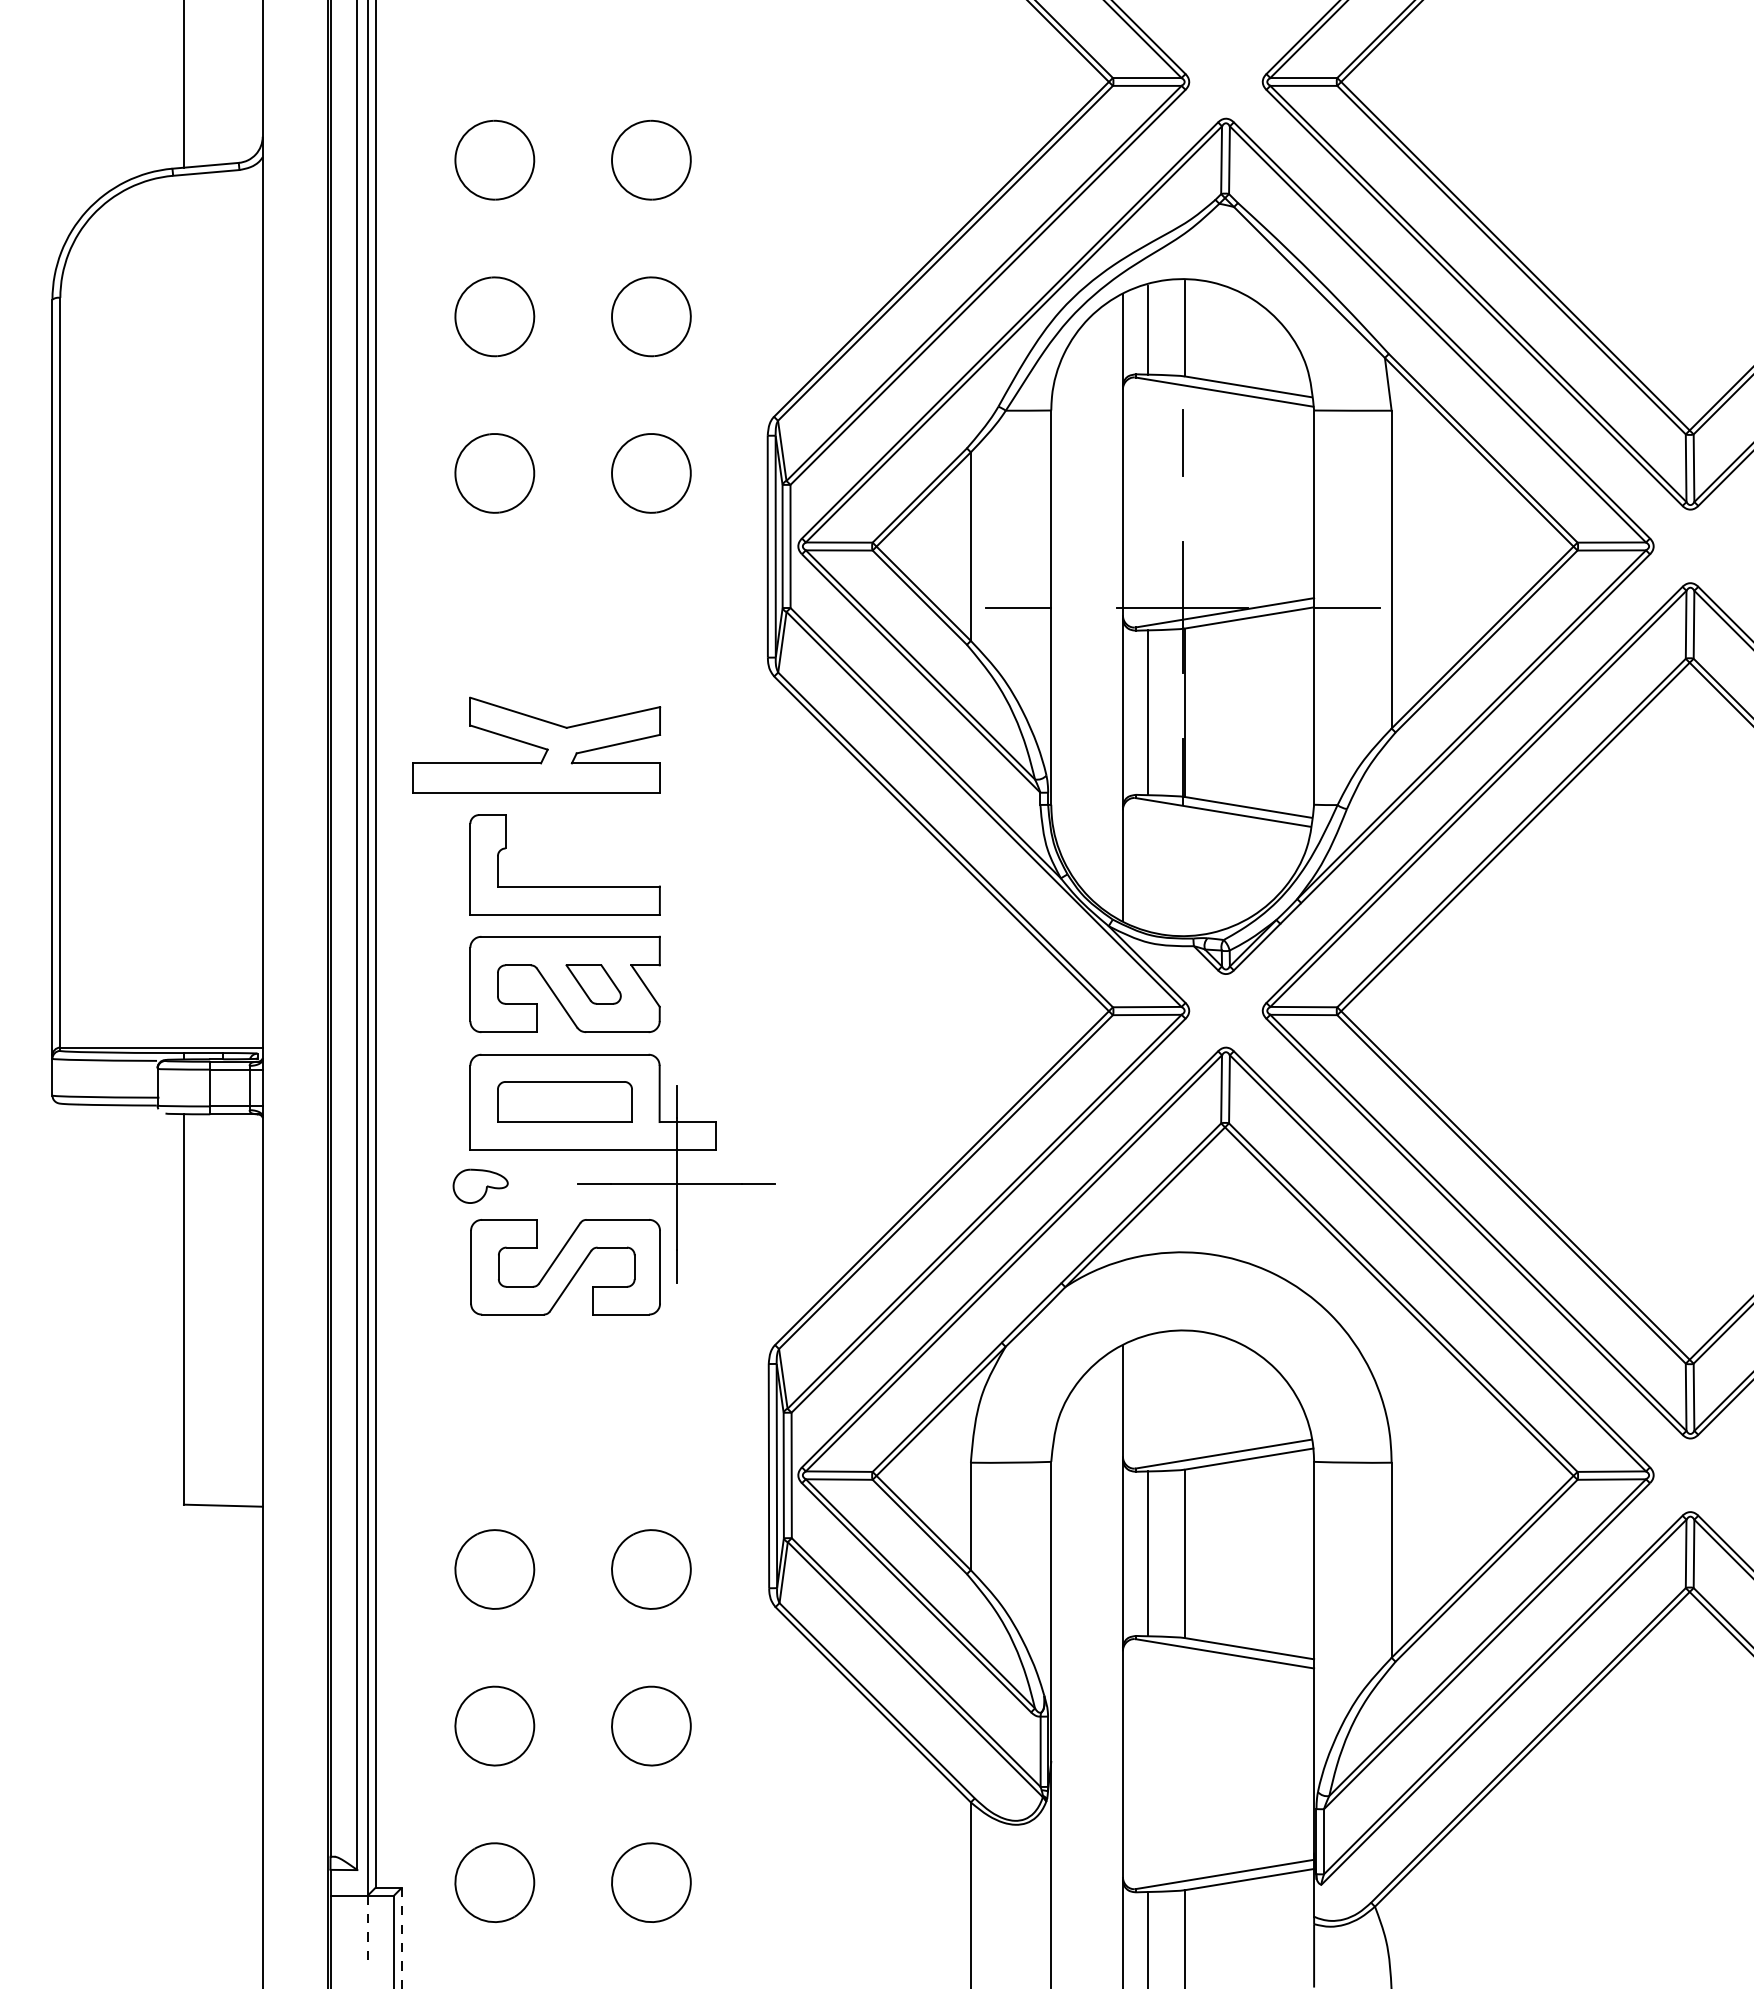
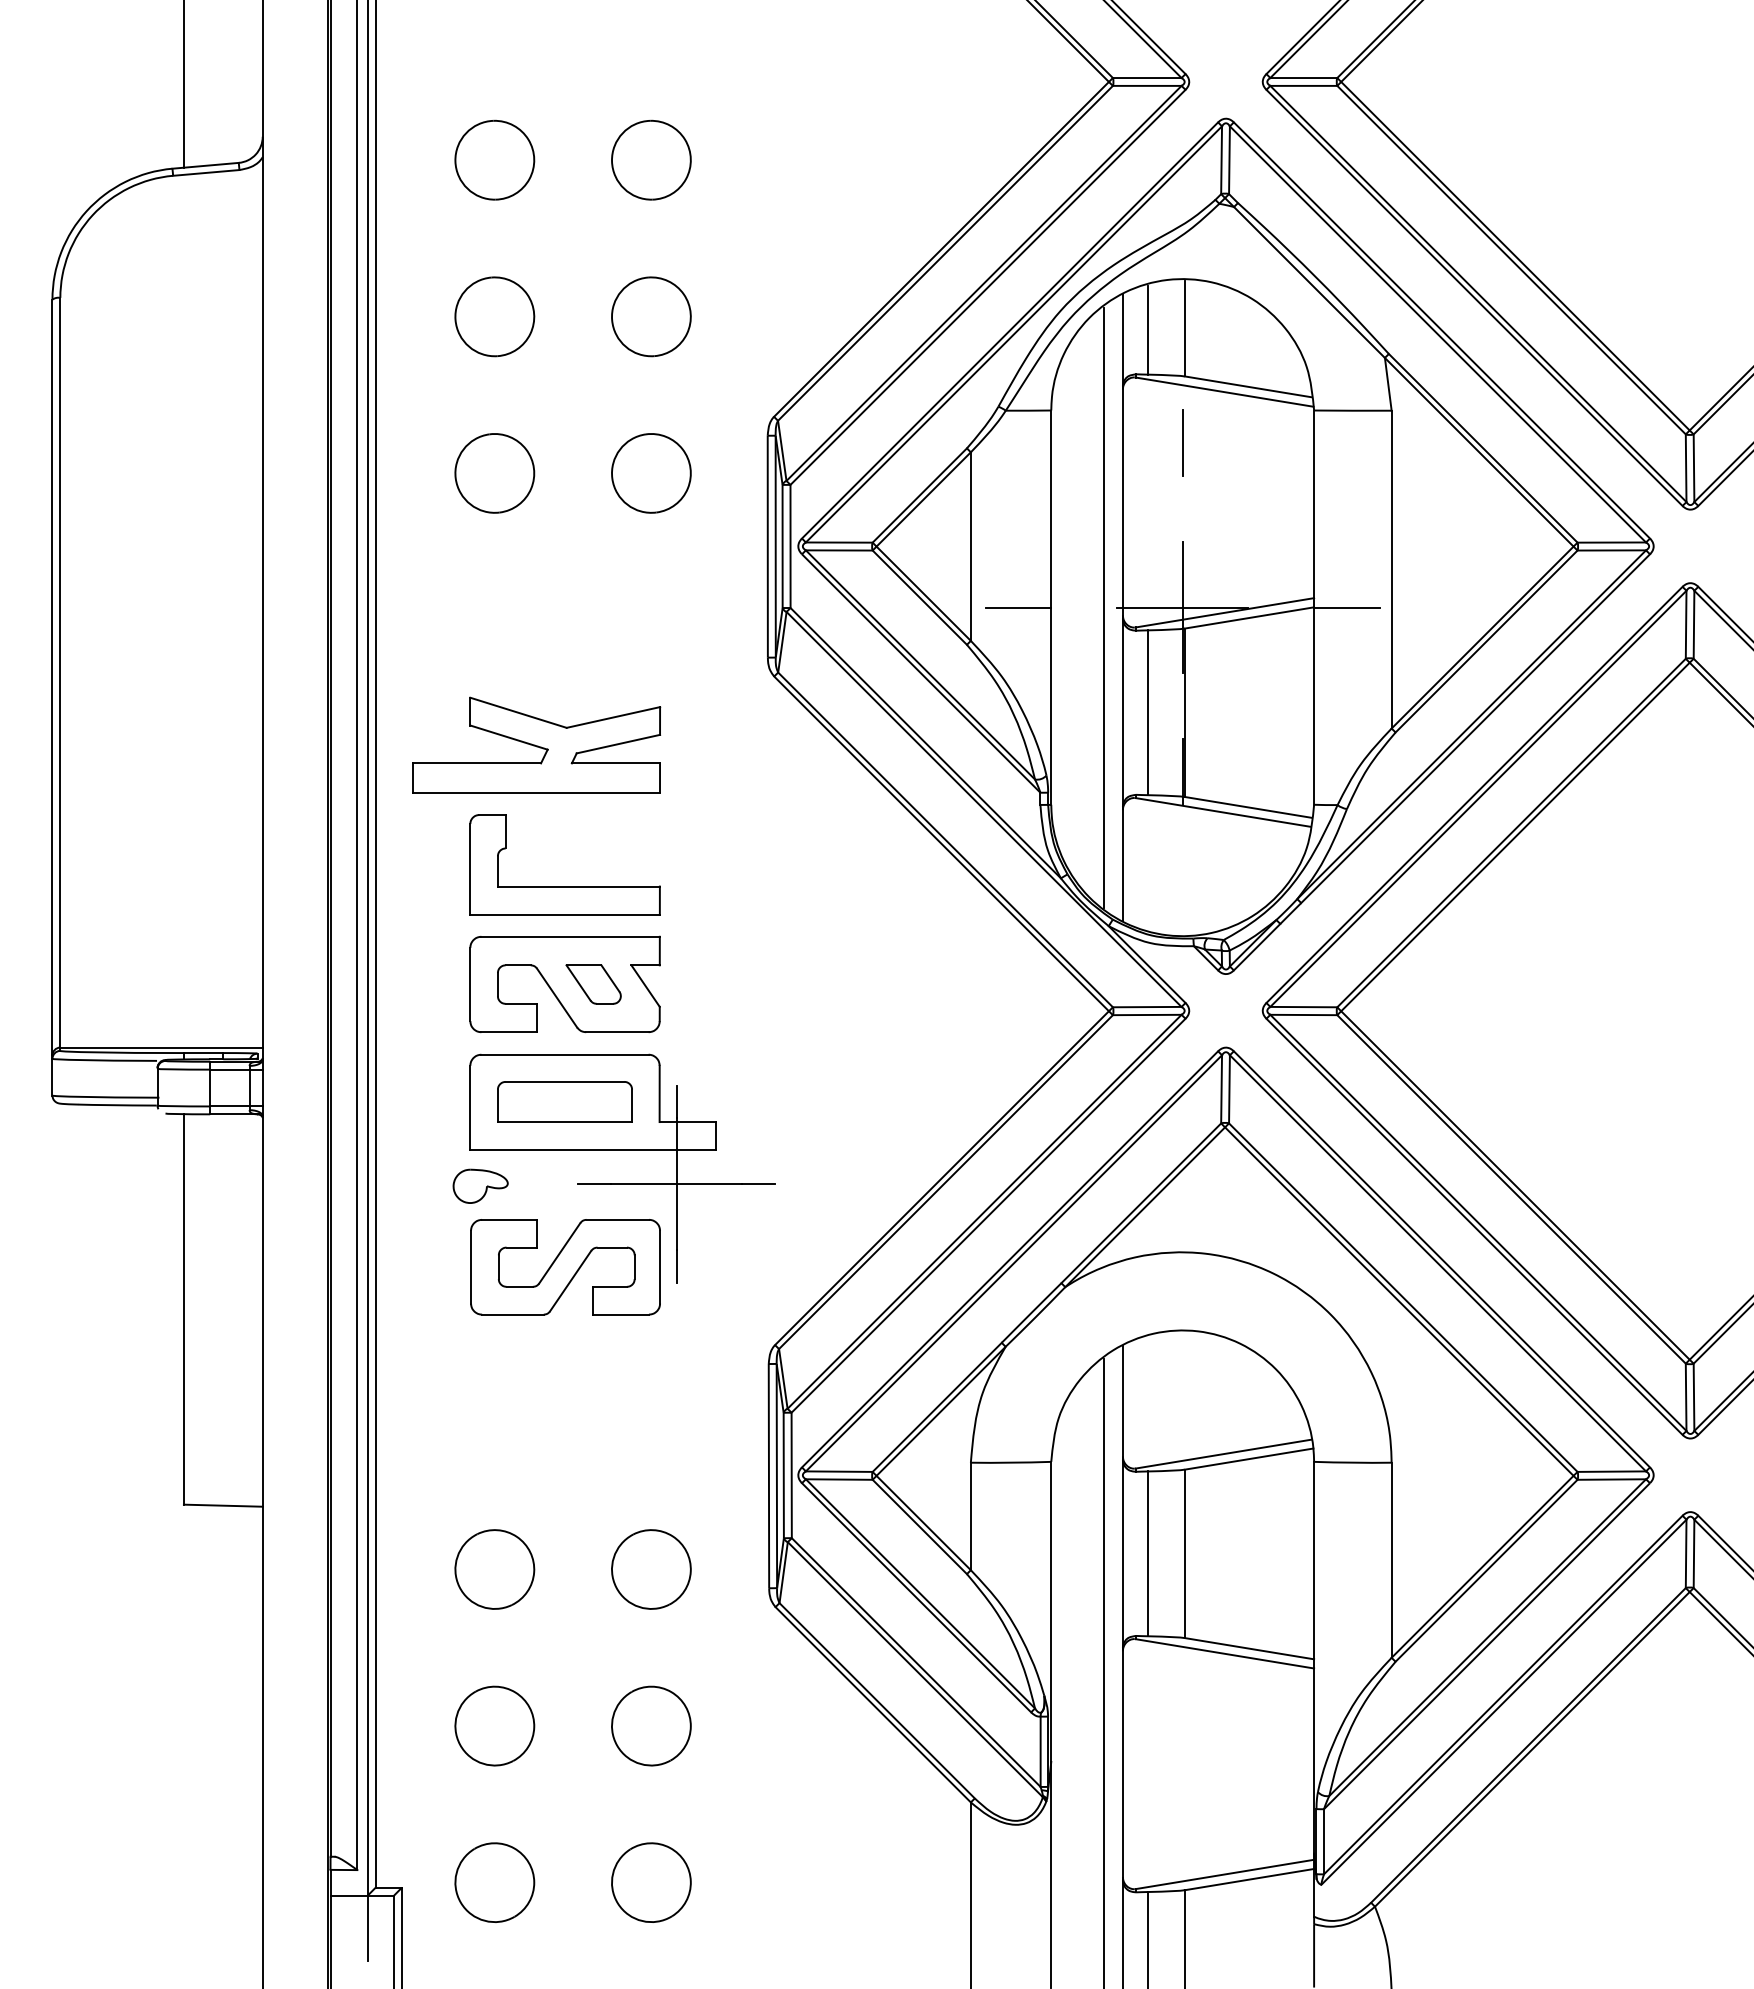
line: none -> present (1103, 607)
line: none -> present (1103, 1671)
line: dashed -> solid (367, 1928)
line: dashed -> solid (401, 1938)
